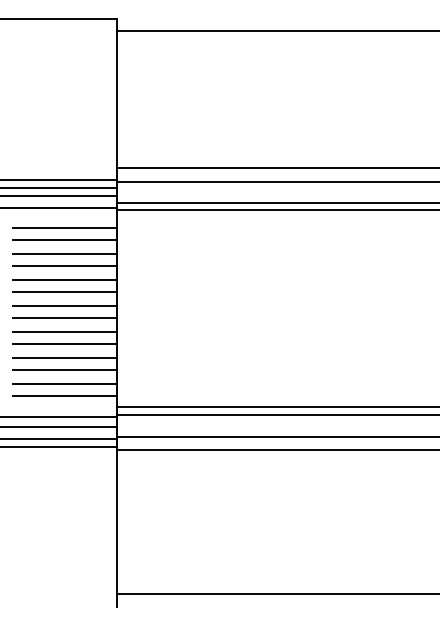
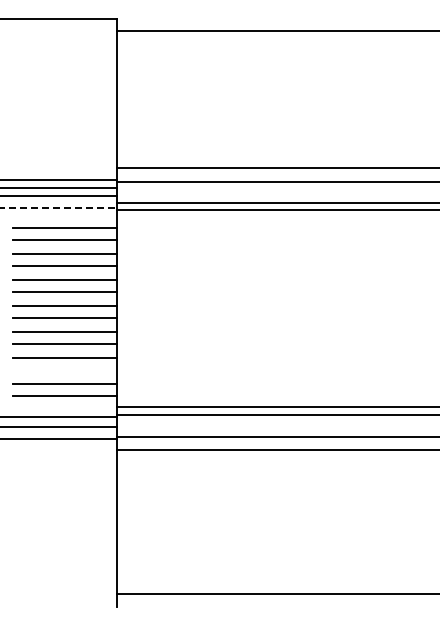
line: solid -> dashed (59, 207)
line: present -> none (65, 370)
line: present -> none (59, 446)
